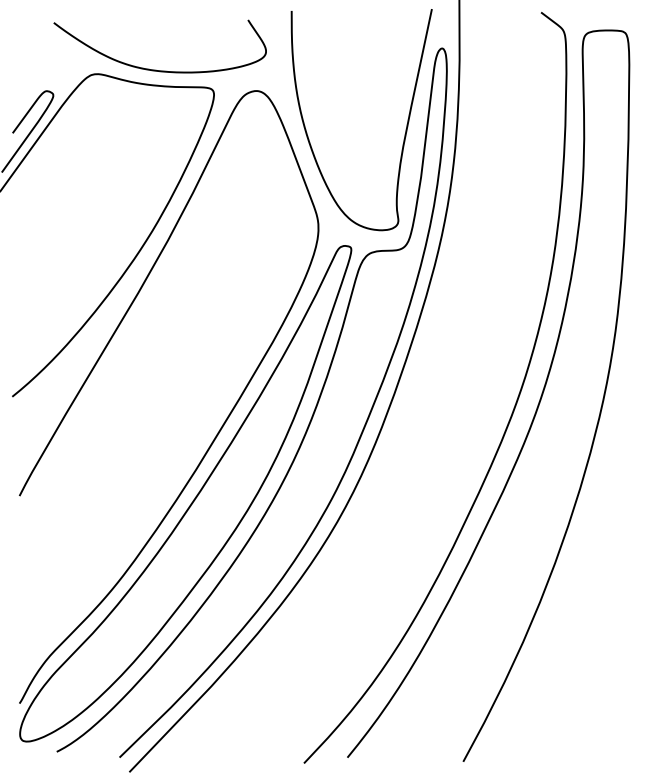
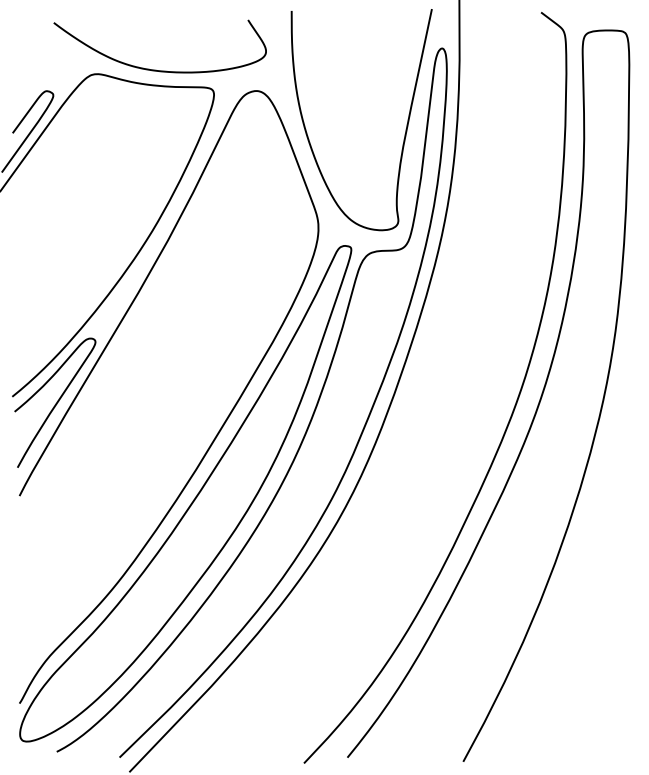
curve: none -> present (56, 402)
